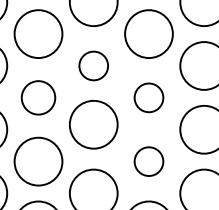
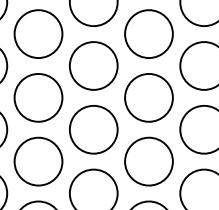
circle diameter: 29 px -> 48 px (93, 65)
circle diameter: 33 px -> 48 px (38, 97)
circle diameter: 29 px -> 48 px (148, 97)
circle position: (93, 124) -> (93, 129) (93, 129)
circle diameter: 29 px -> 48 px (148, 161)
